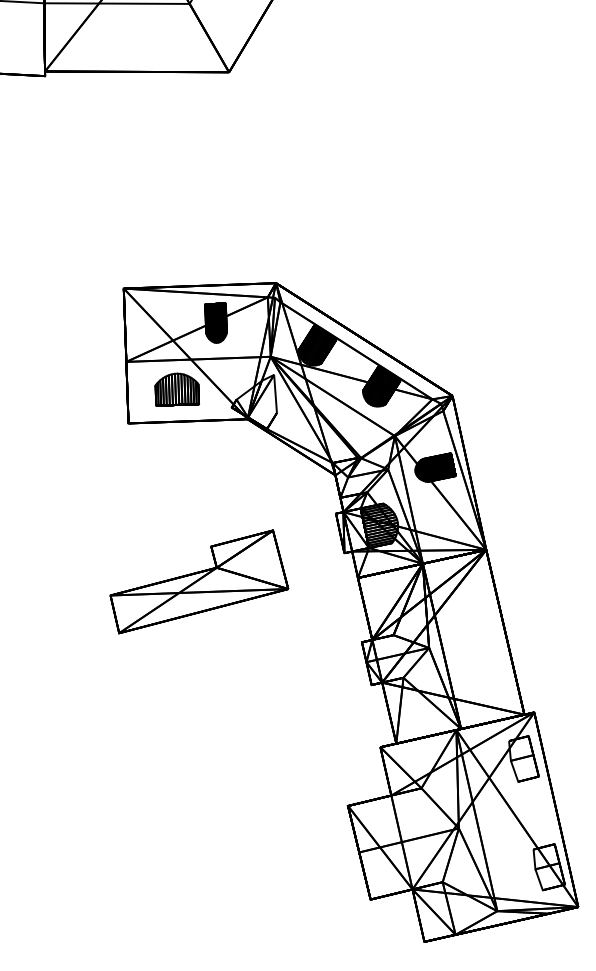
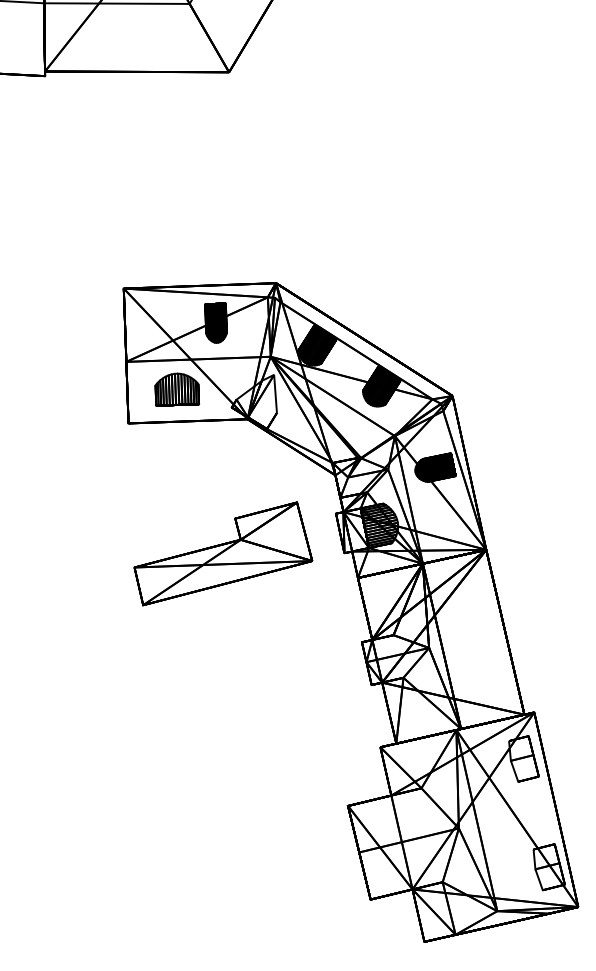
part position: (199, 581) -> (223, 553) (223, 553)
